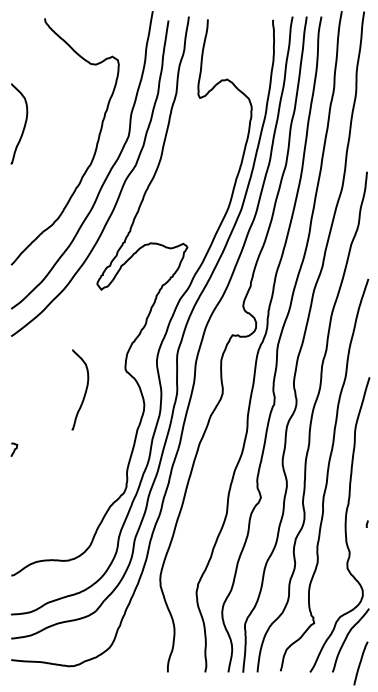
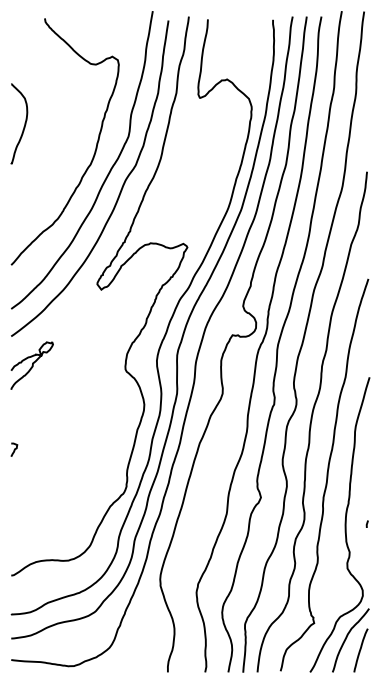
curve: none -> present (31, 365)
curve: present -> none (85, 389)
line position: (360, 663) -> (360, 650) (360, 650)
